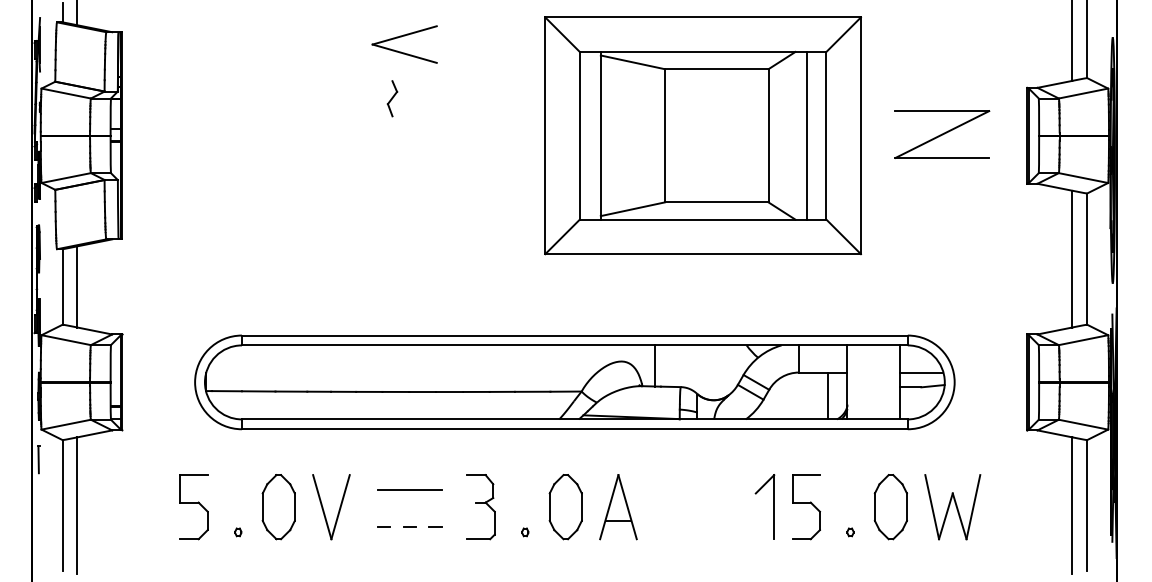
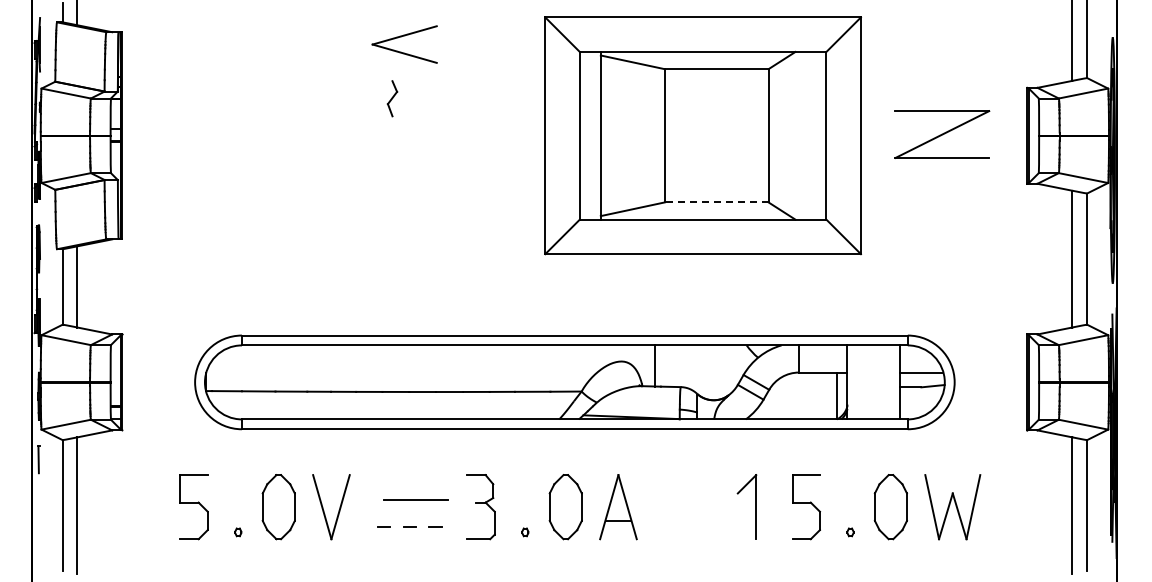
line: present -> none (807, 135)
line: solid -> dashed (716, 202)
line position: (827, 395) -> (836, 395) (836, 395)
line position: (409, 489) -> (415, 499) (415, 499)
part position: (773, 506) -> (755, 506) (755, 506)
